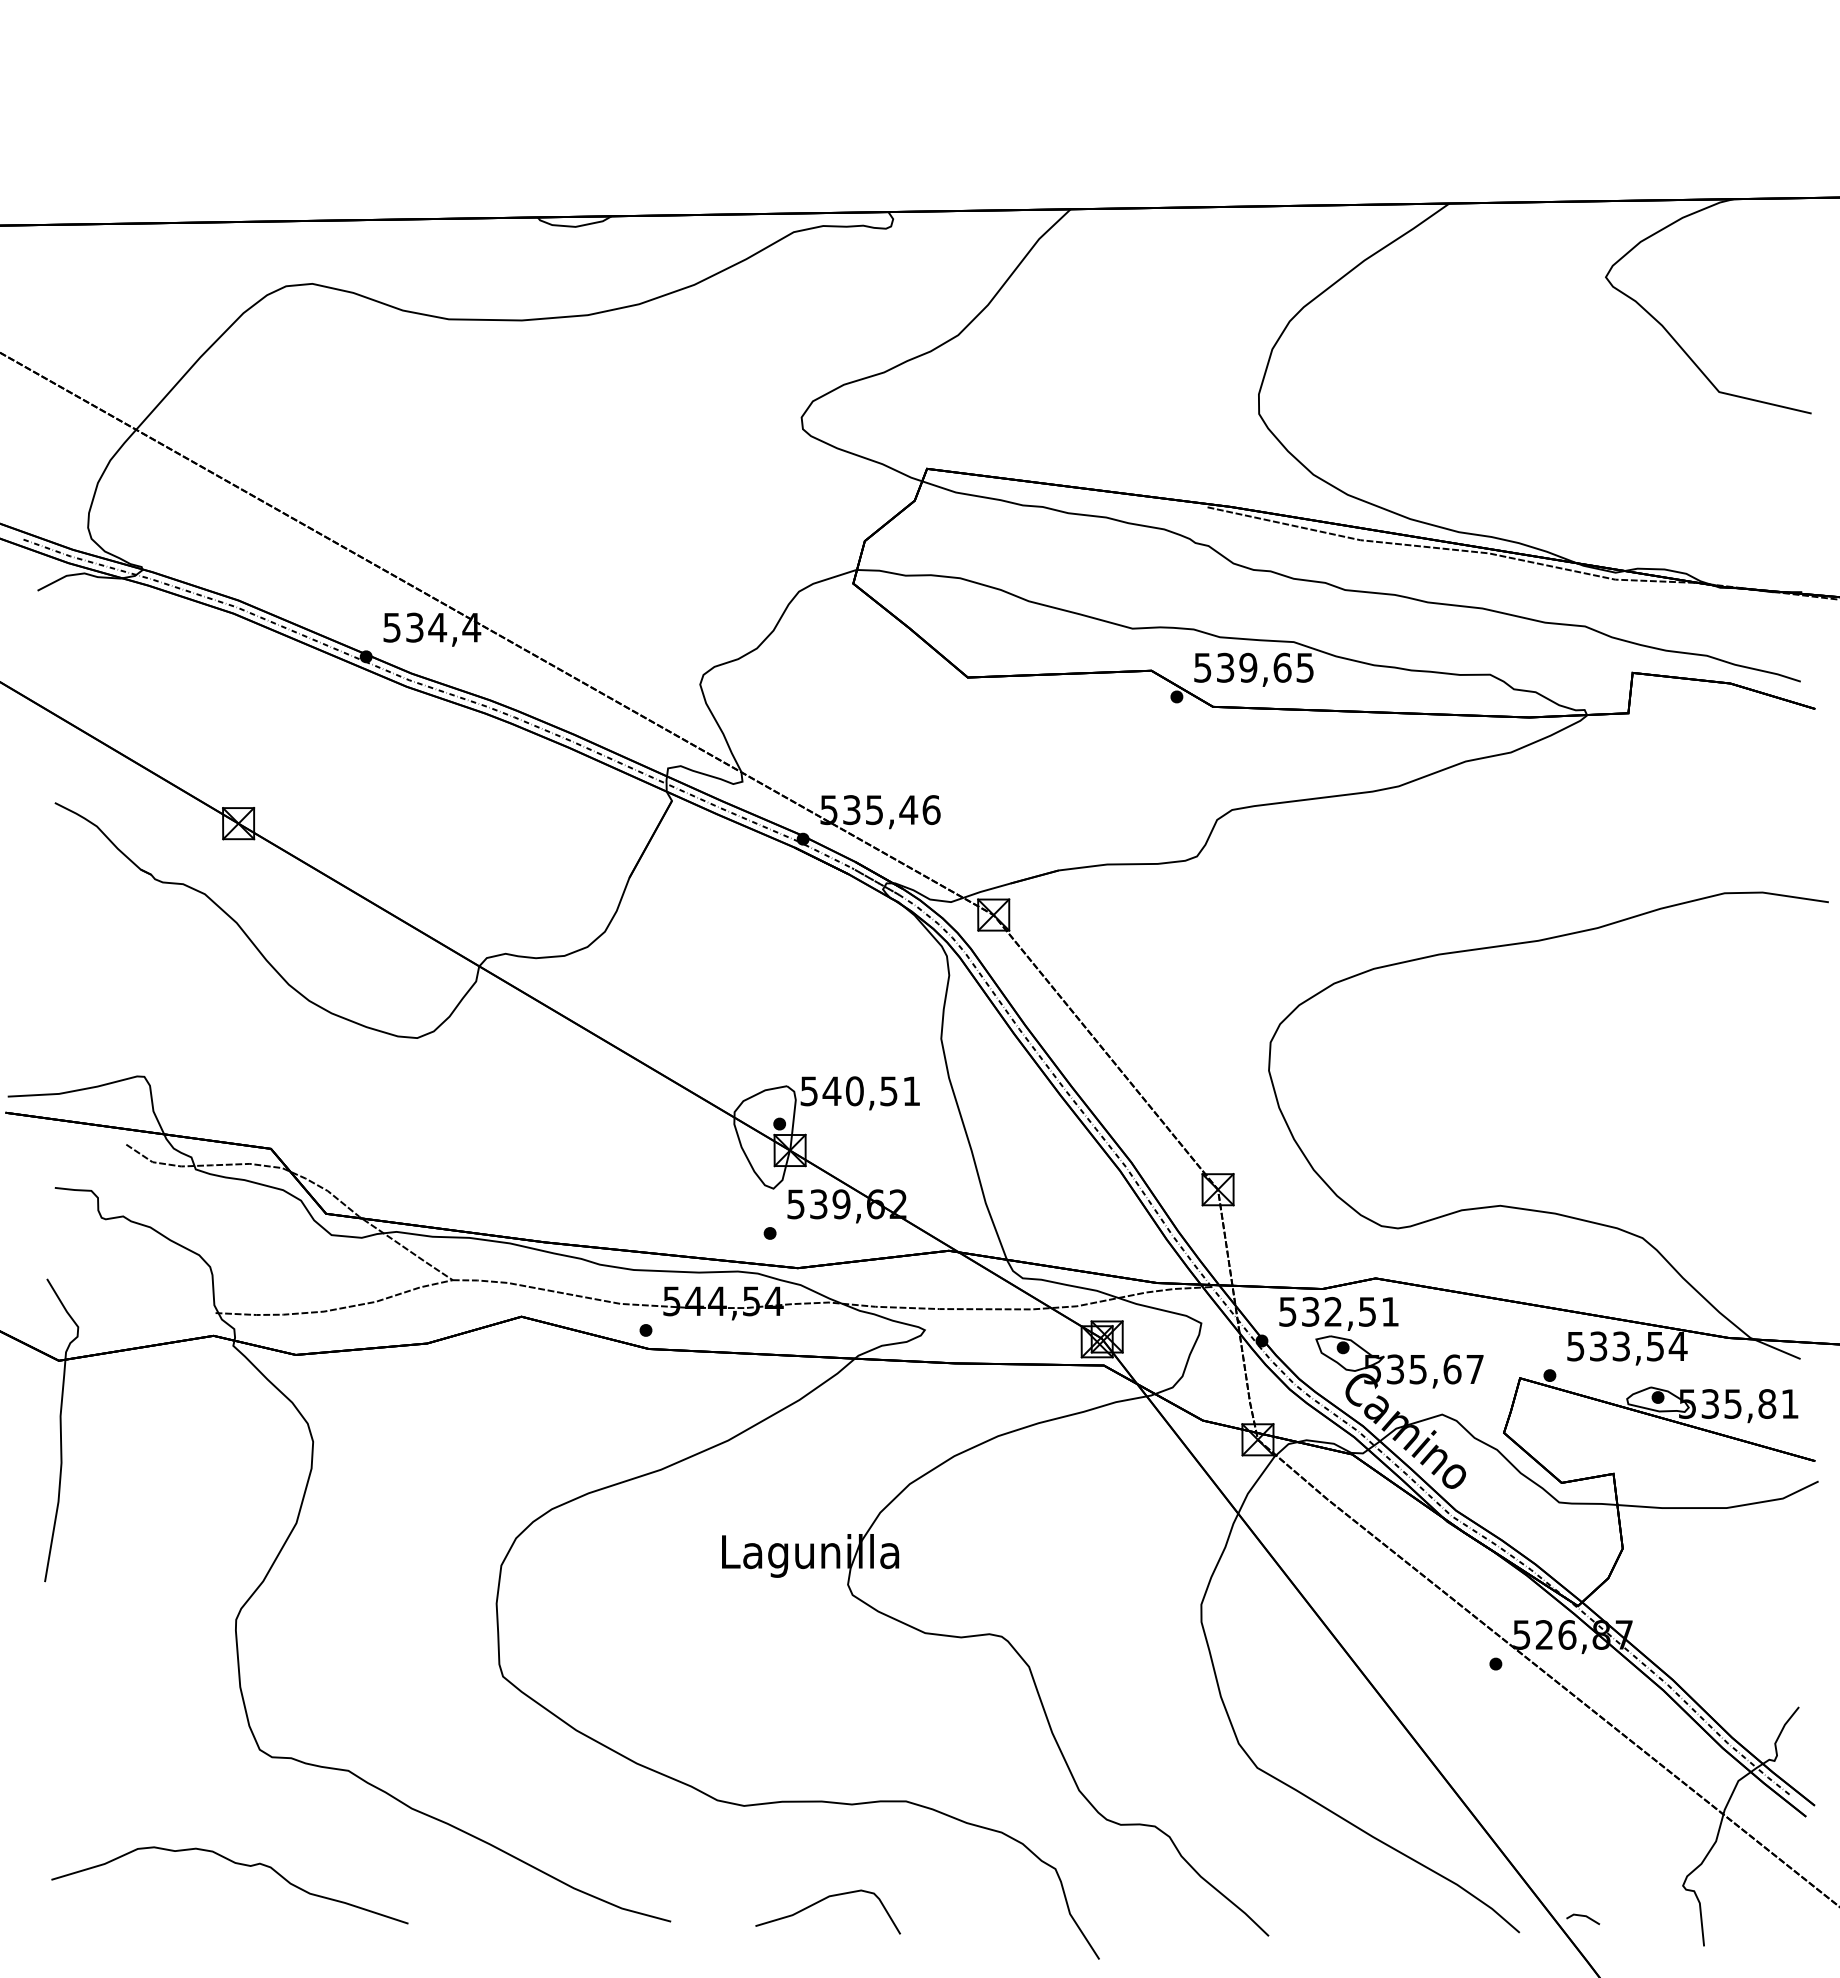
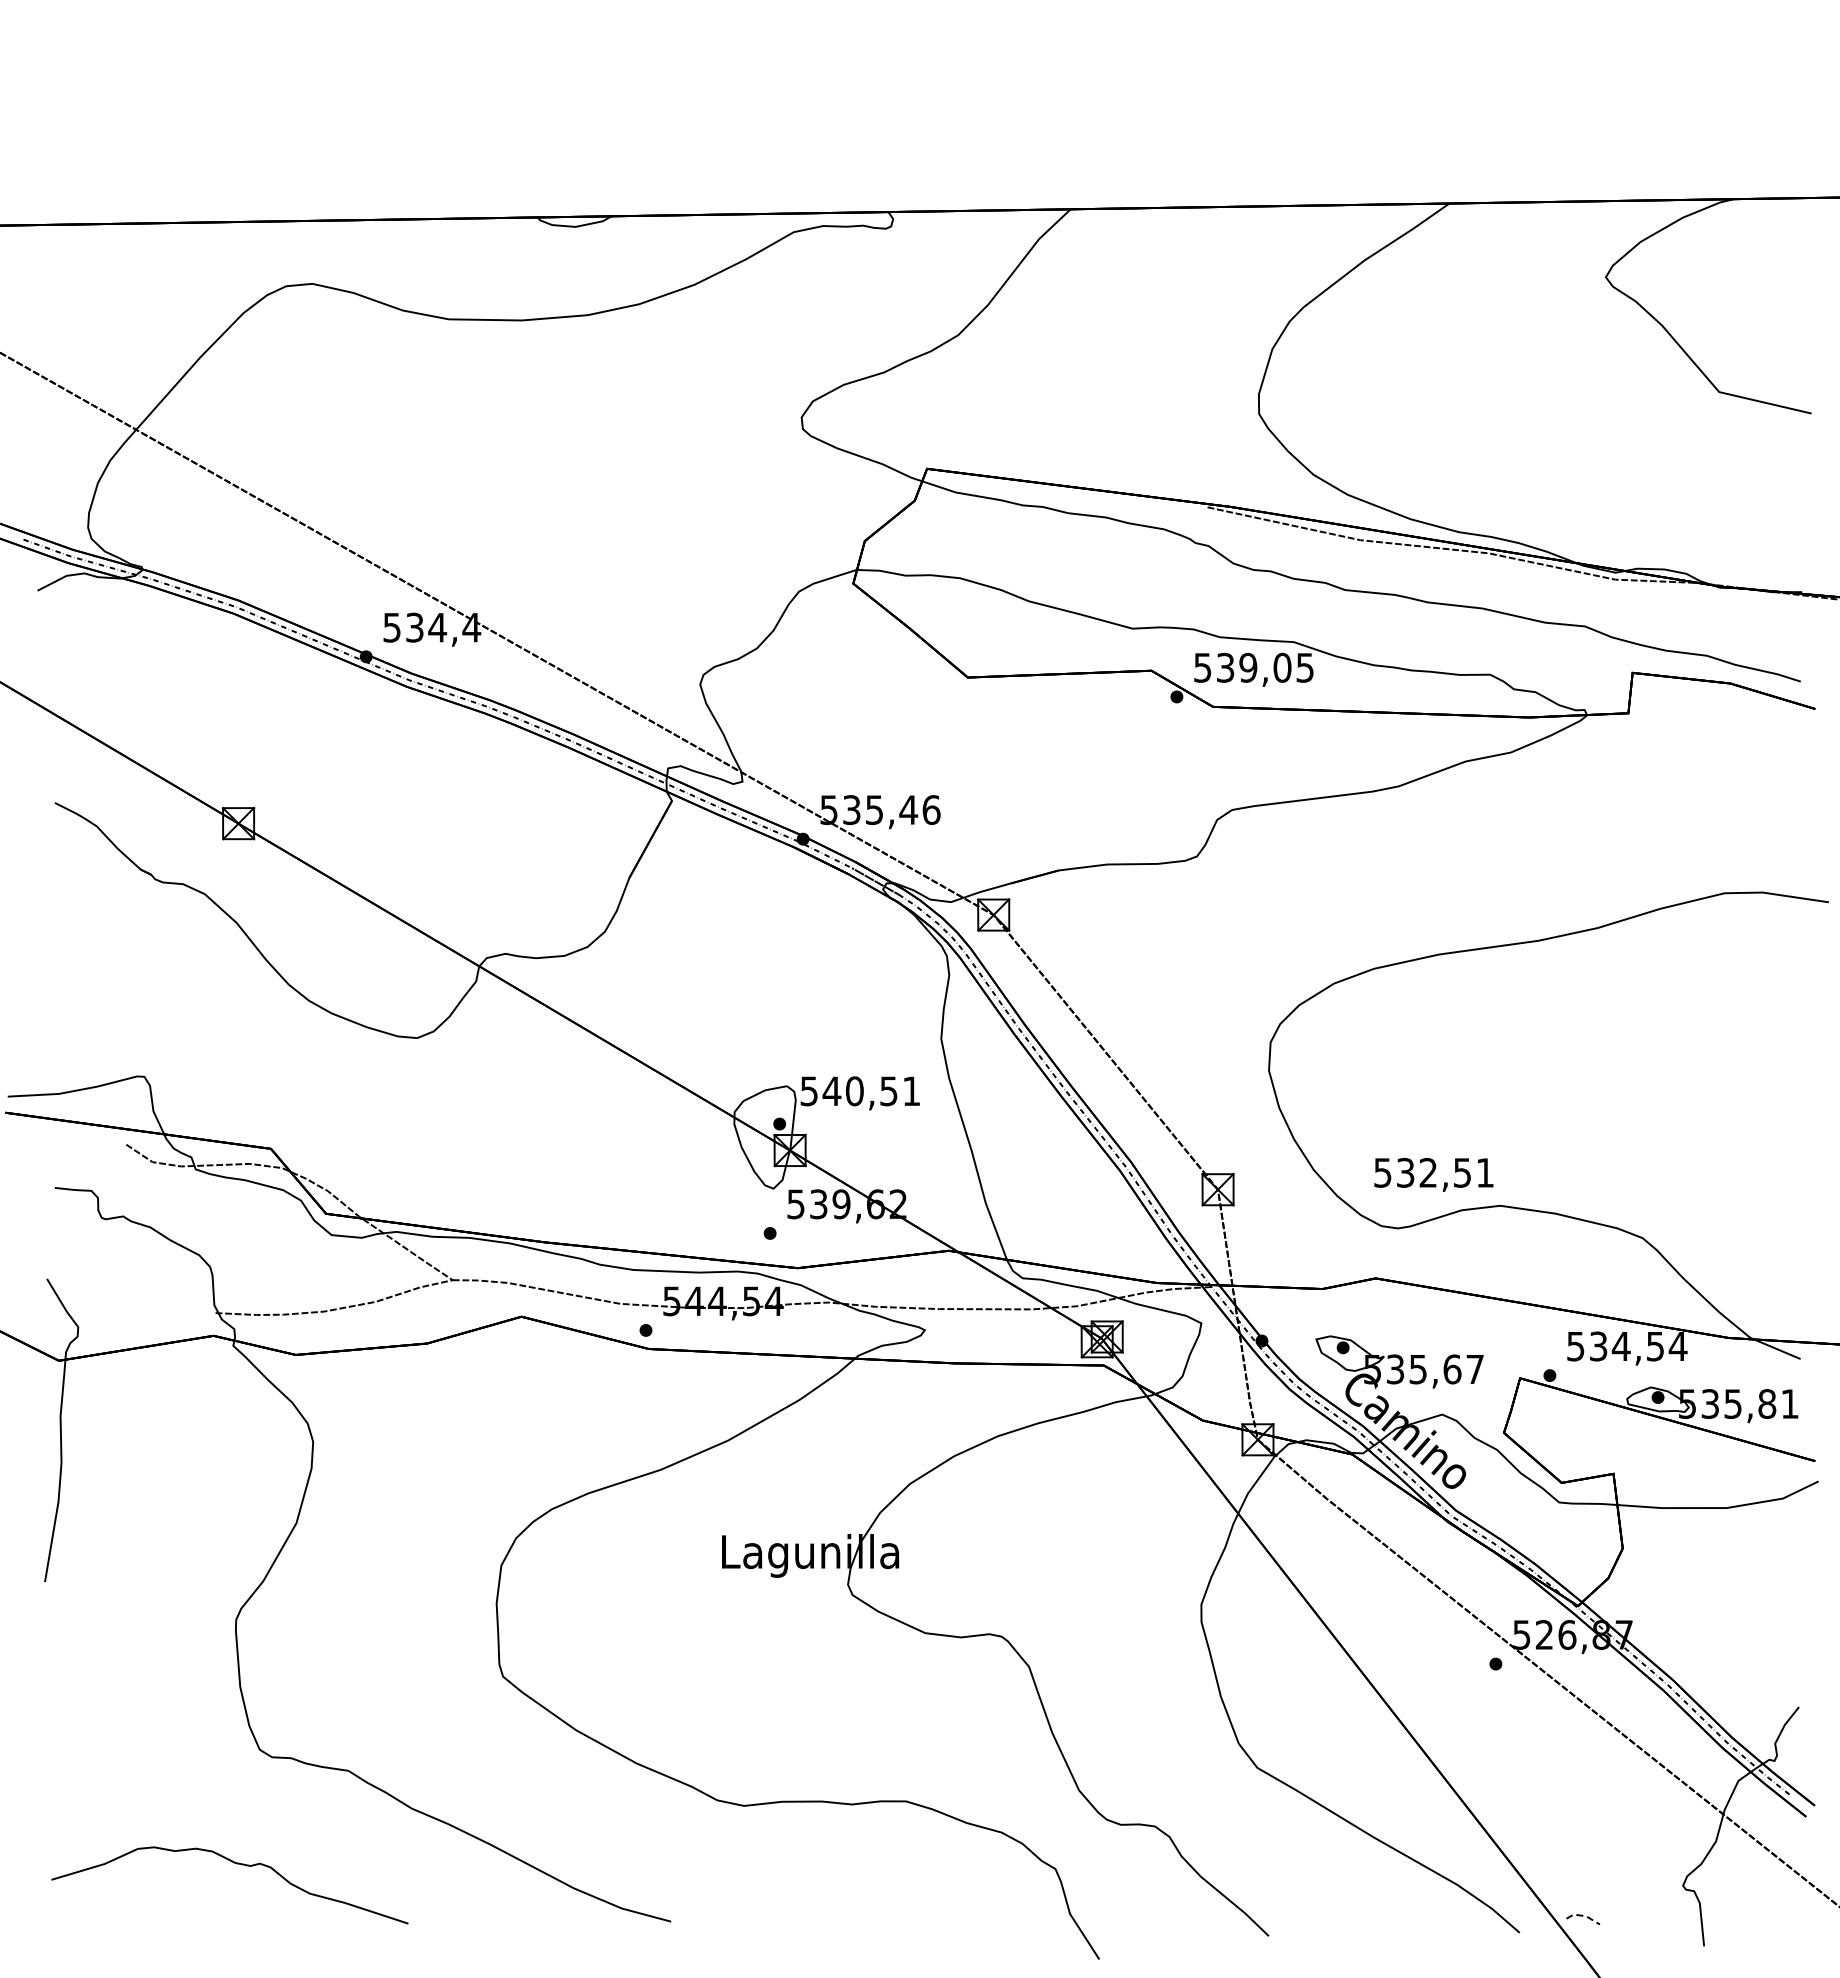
text: 539,65 -> 539,05 (1282, 667)
text position: (1338, 1313) -> (1433, 1174) (1433, 1174)
text: 533,54 -> 534,54 (1620, 1346)
curve: present -> none (821, 1901)
line: solid -> dashed (1583, 1915)
